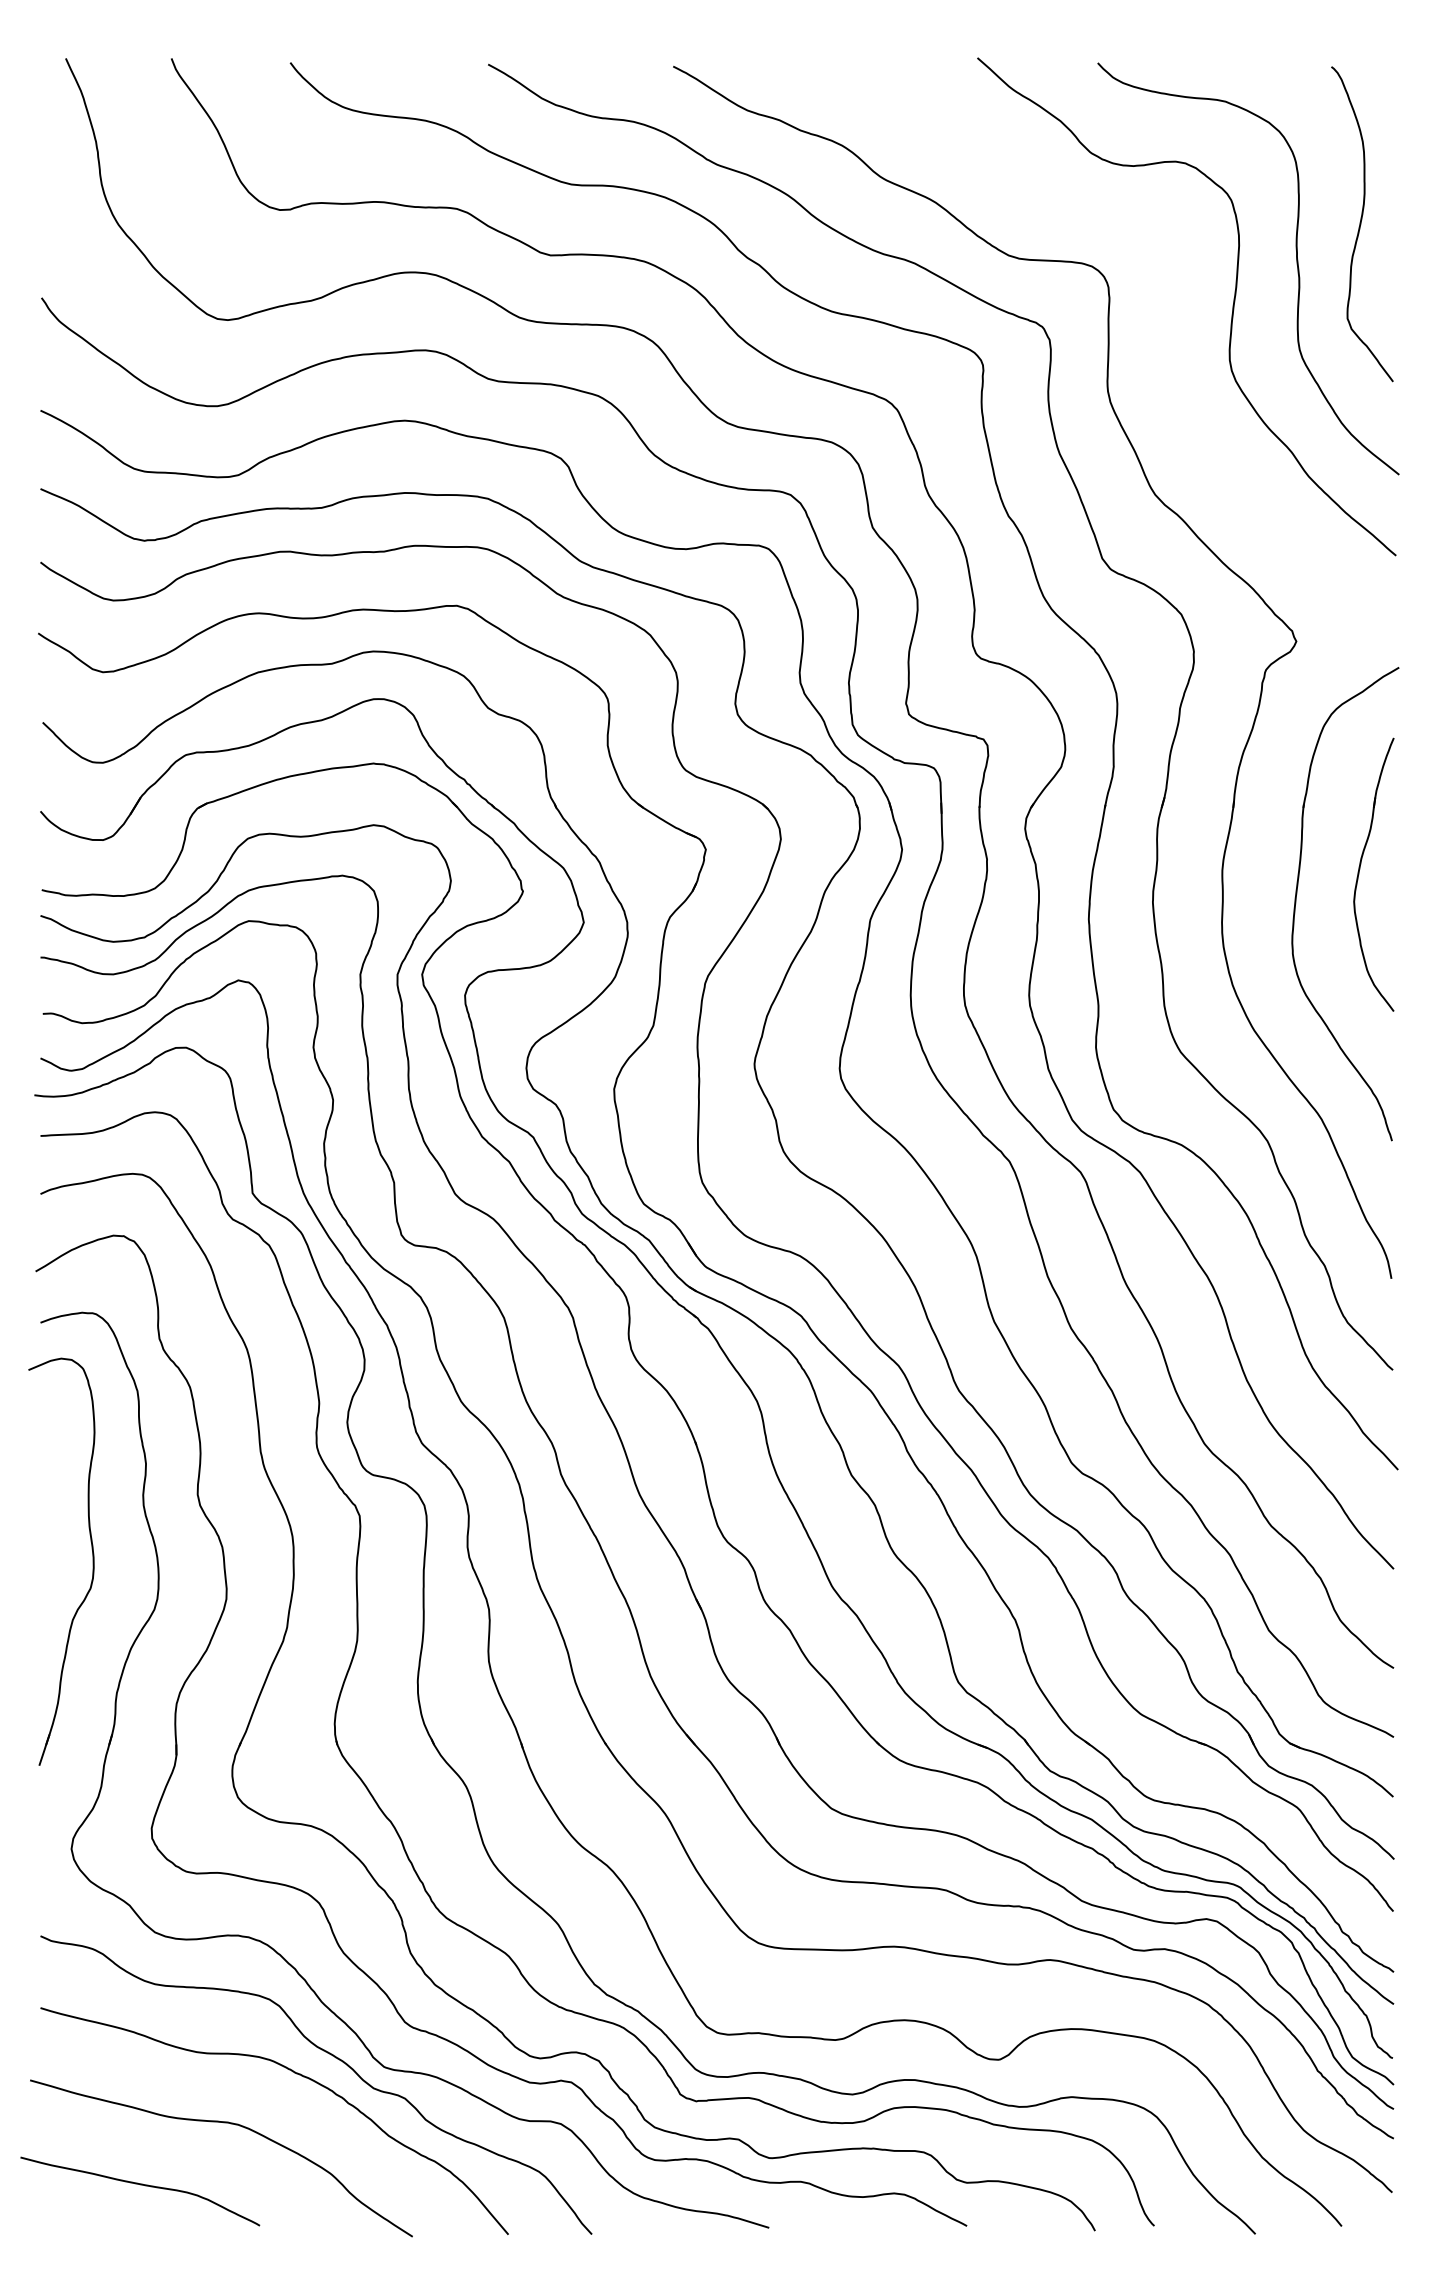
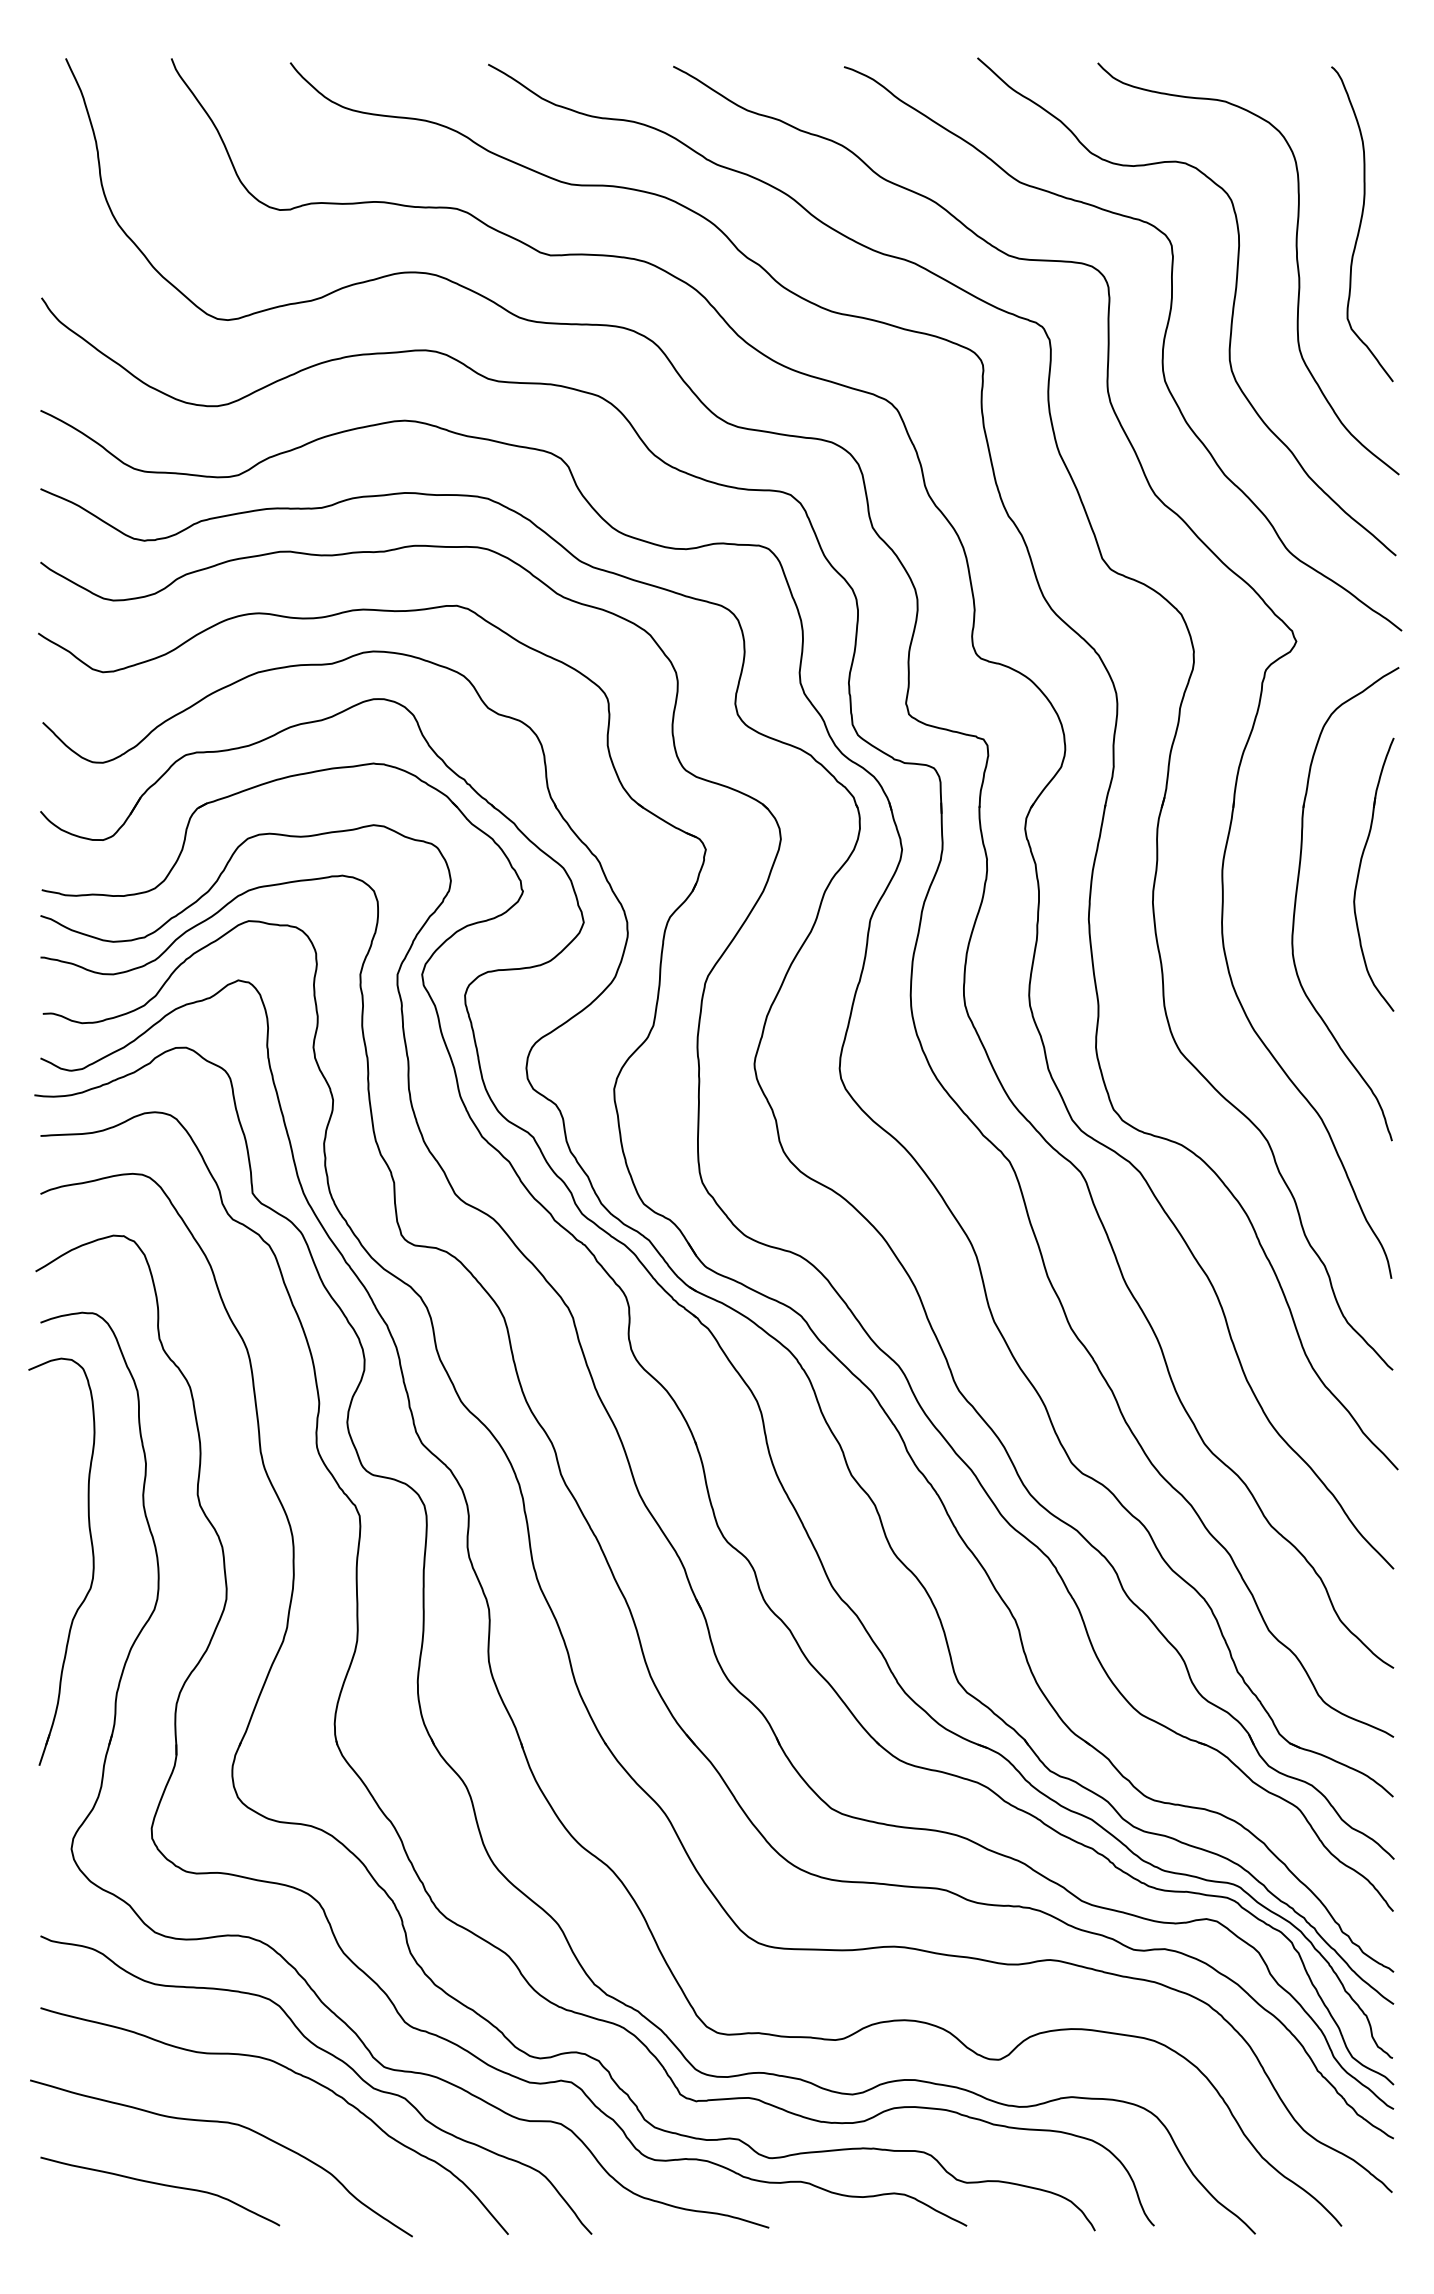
curve: none -> present (1162, 348)
curve position: (140, 2185) -> (160, 2185) (160, 2185)
